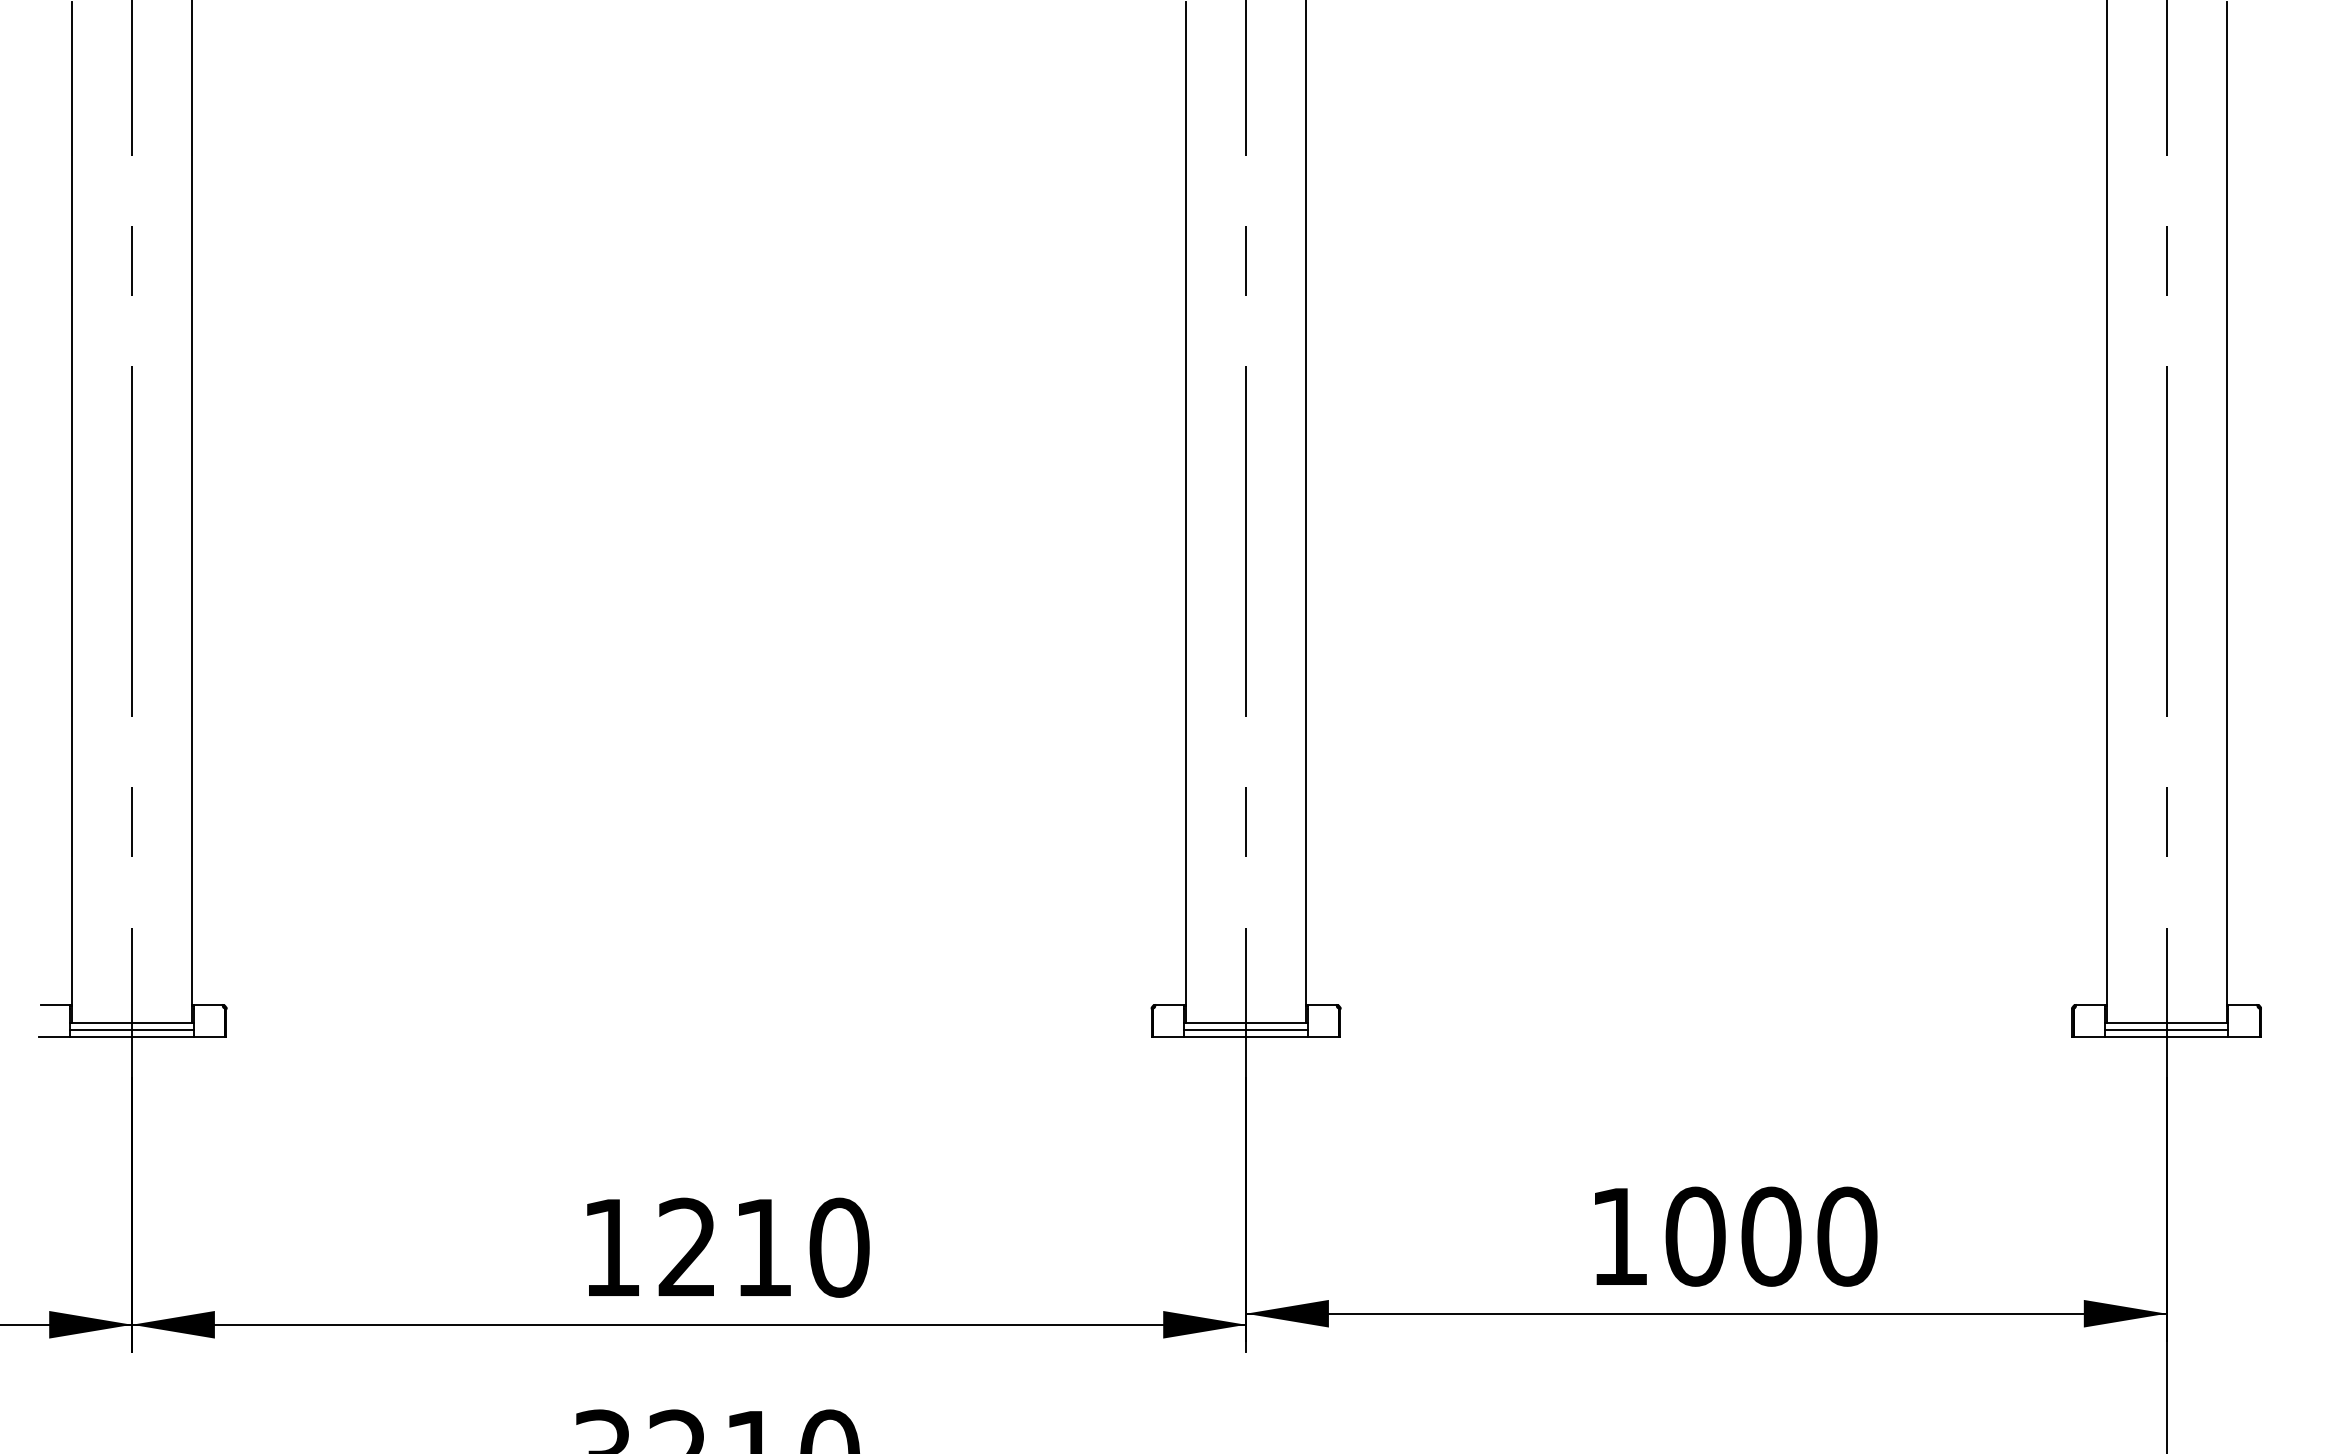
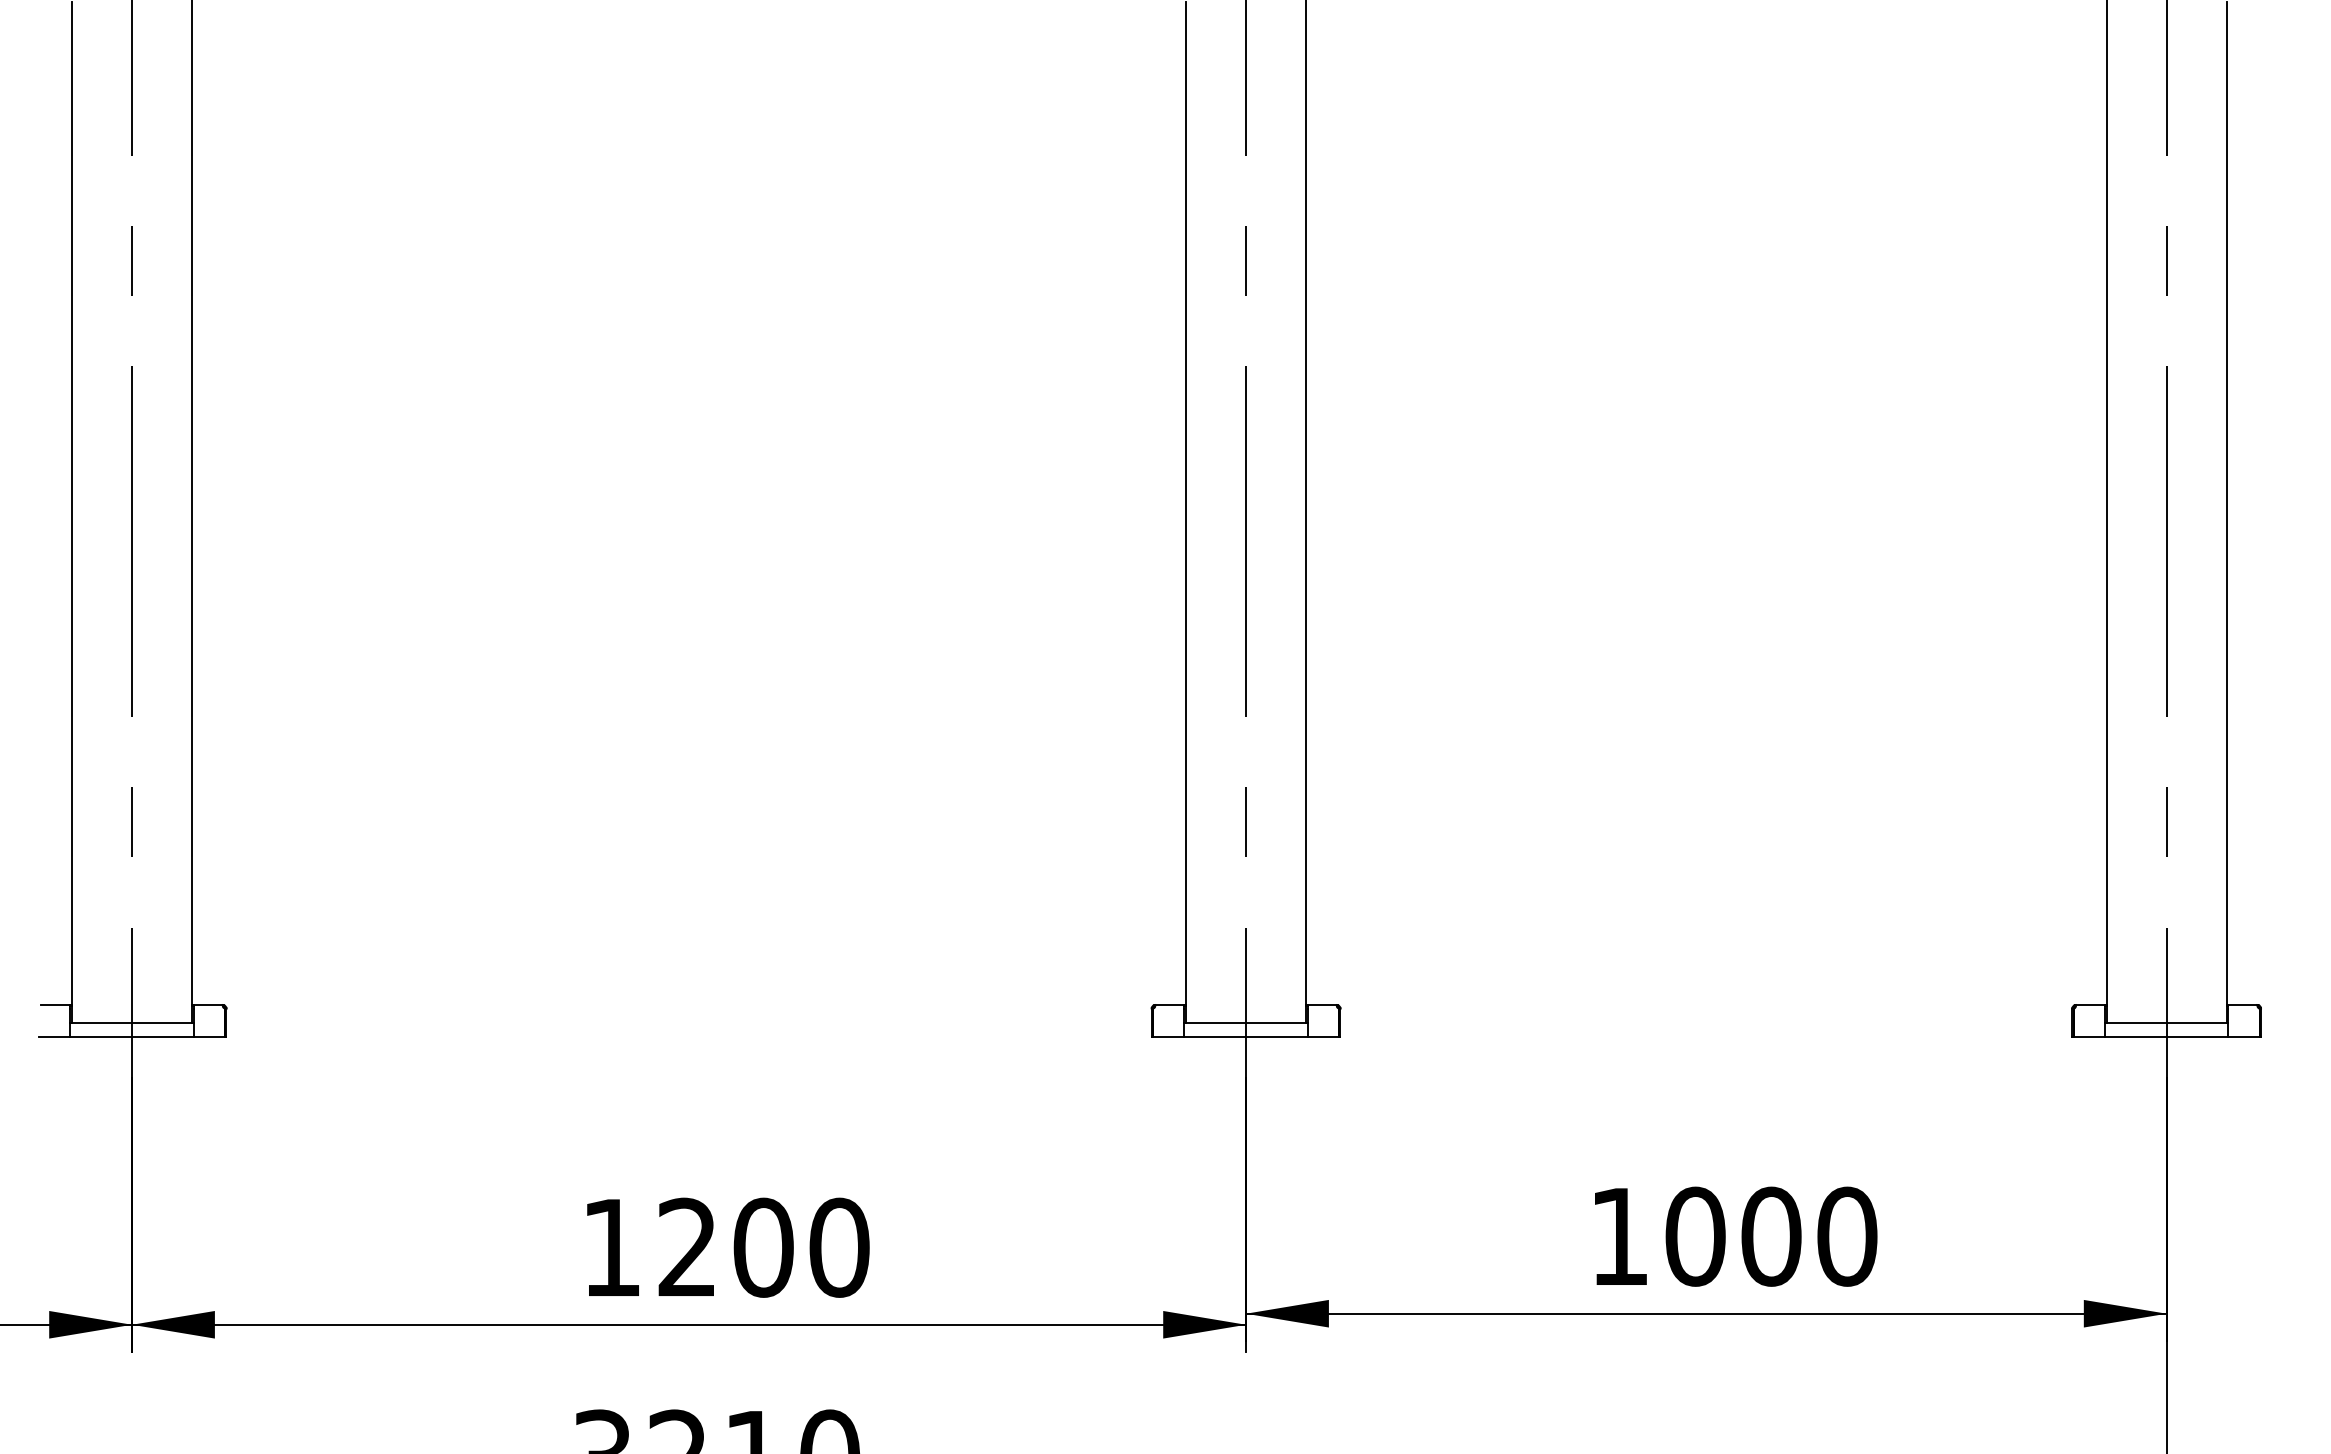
line: present -> none (131, 1029)
line: present -> none (1245, 1029)
line: present -> none (2166, 1029)
text: 1210 -> 1200 (763, 1247)
